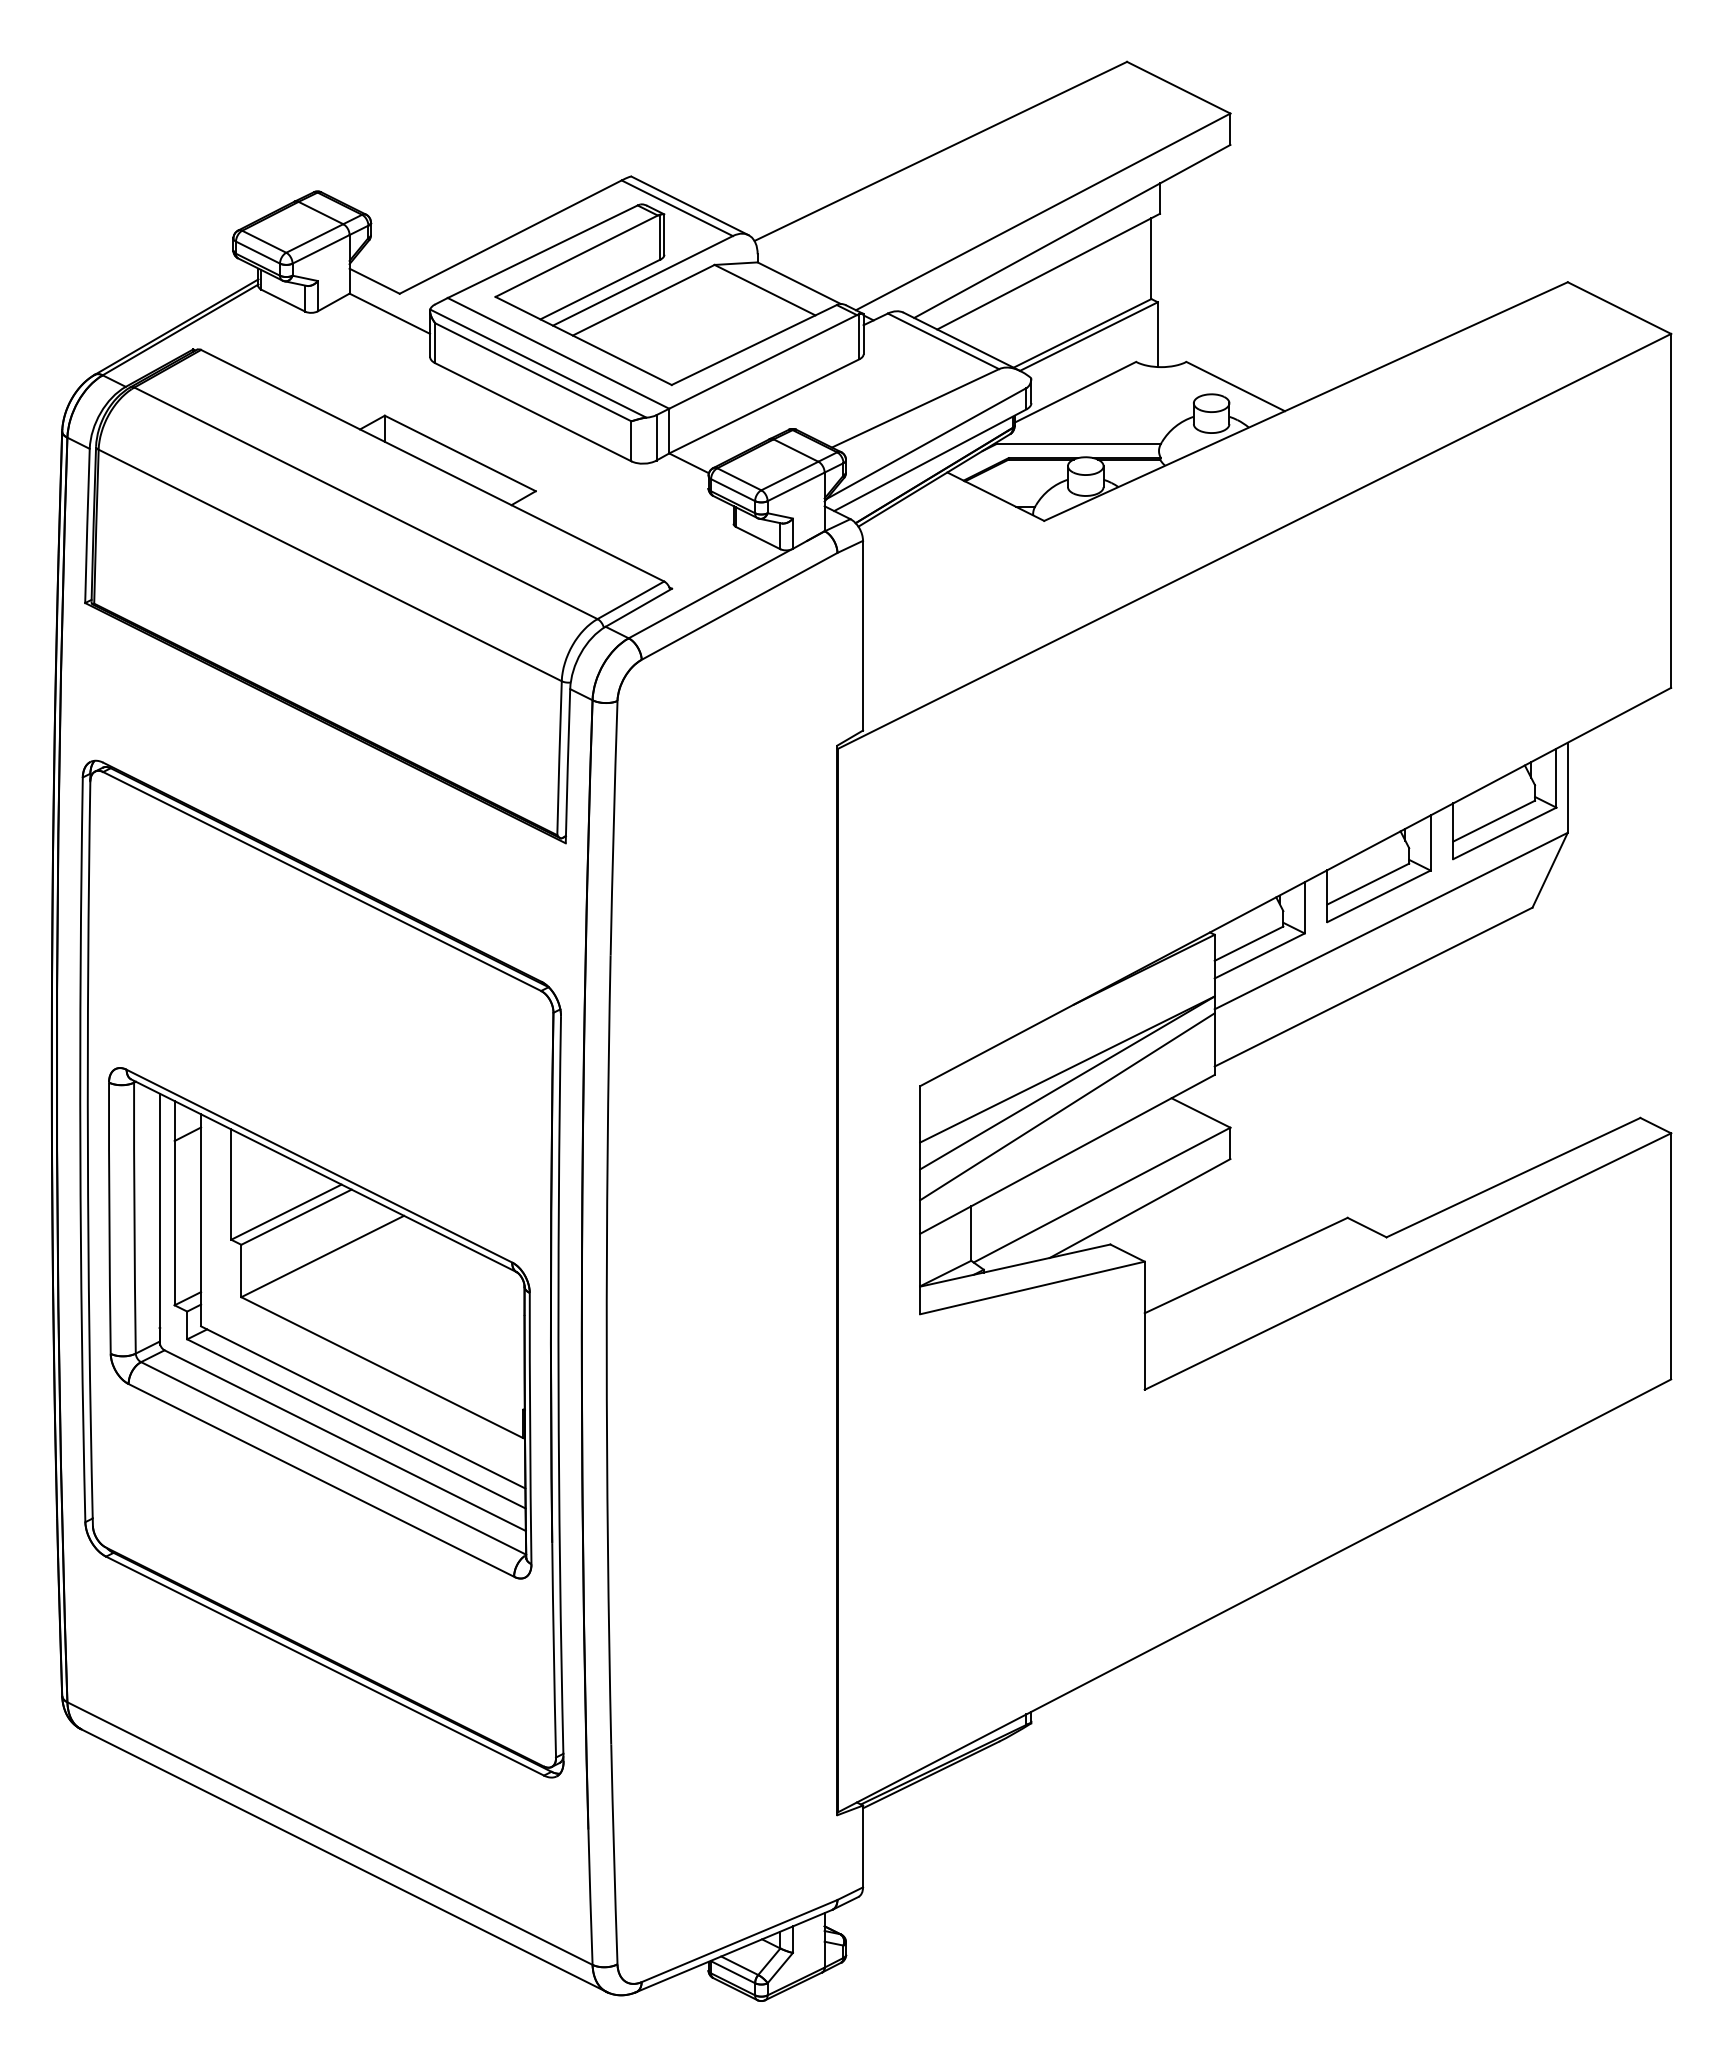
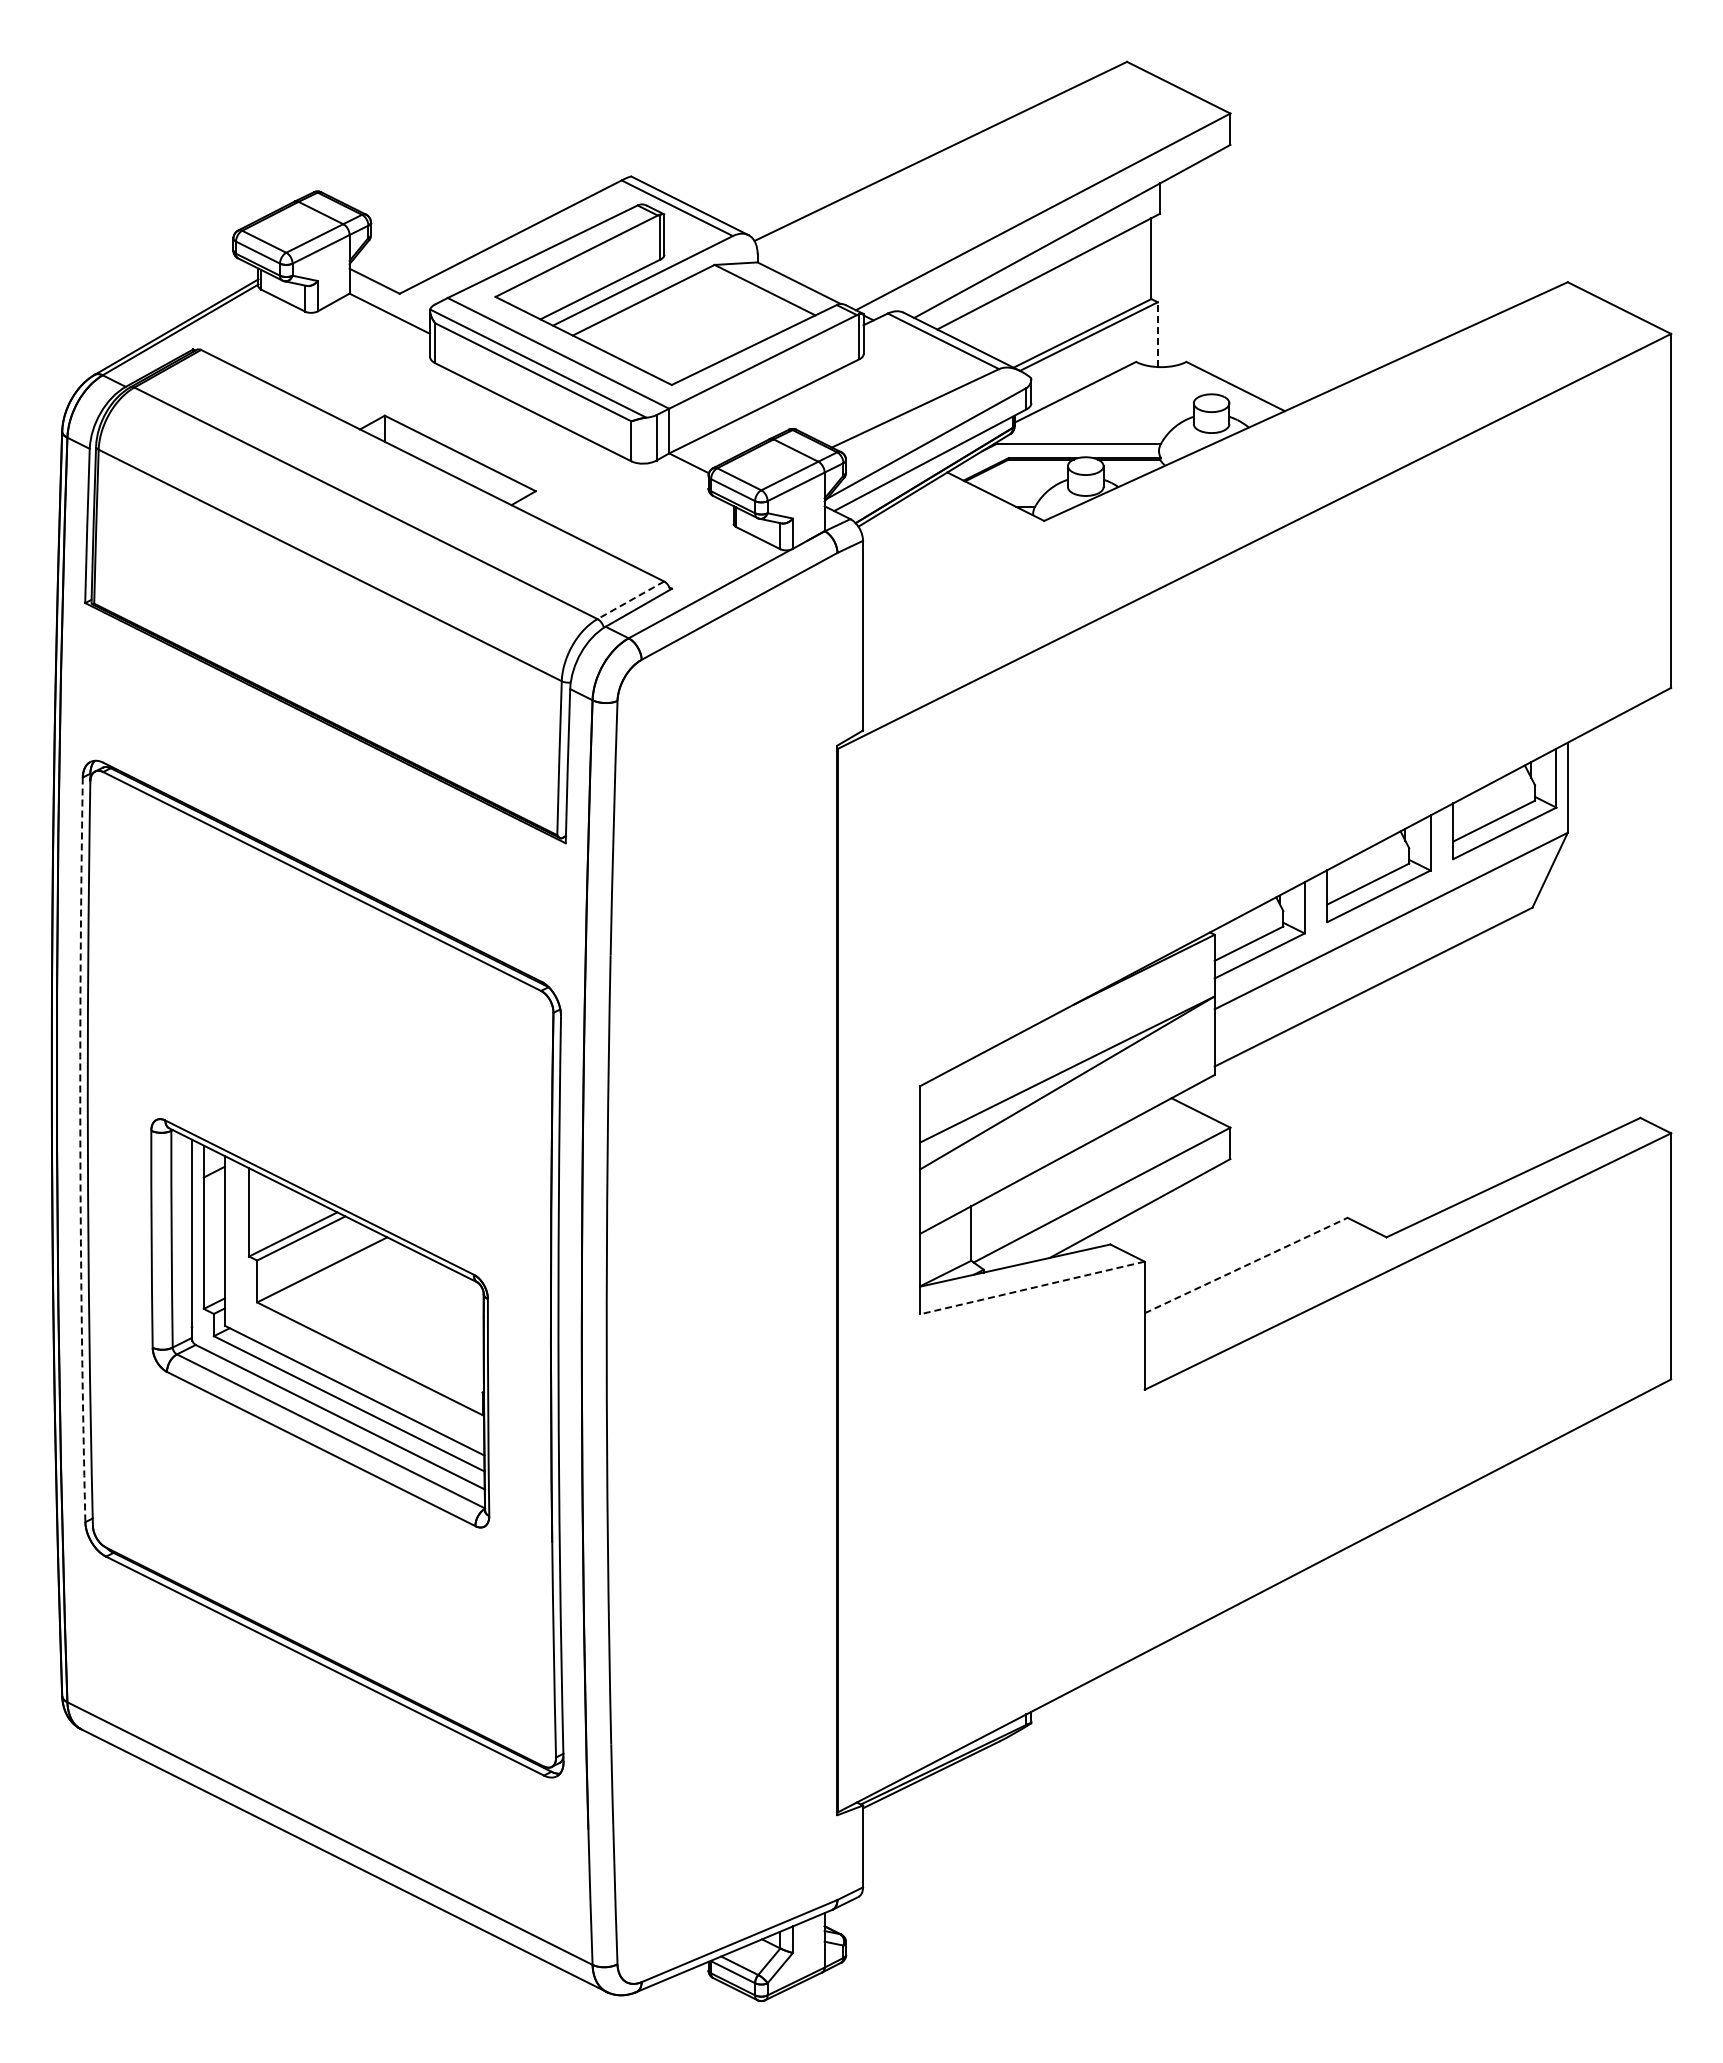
line: solid -> dashed (1157, 334)
line: solid -> dashed (630, 600)
line: present -> none (1067, 1106)
arc: solid -> dashed (80, 1149)
line: solid -> dashed (1246, 1265)
line: solid -> dashed (1031, 1288)
part size: 425x513 px -> 341x411 px (320, 1323)
